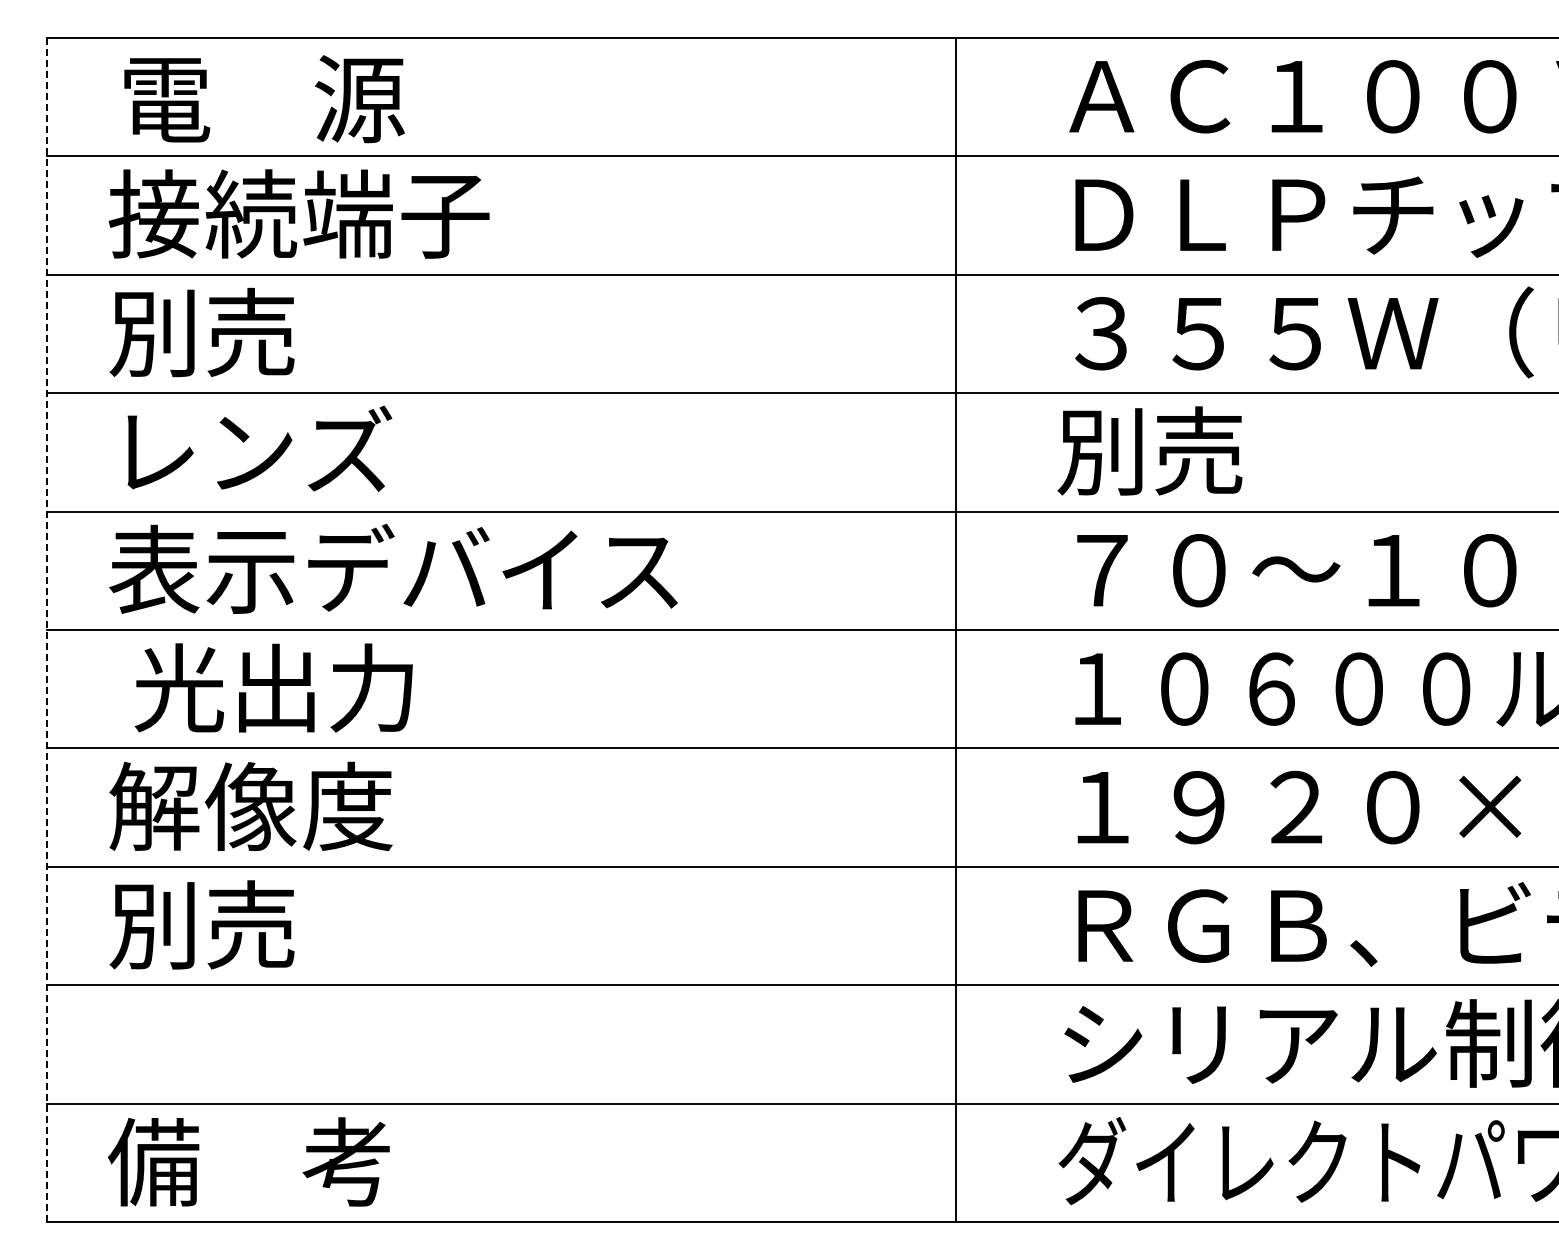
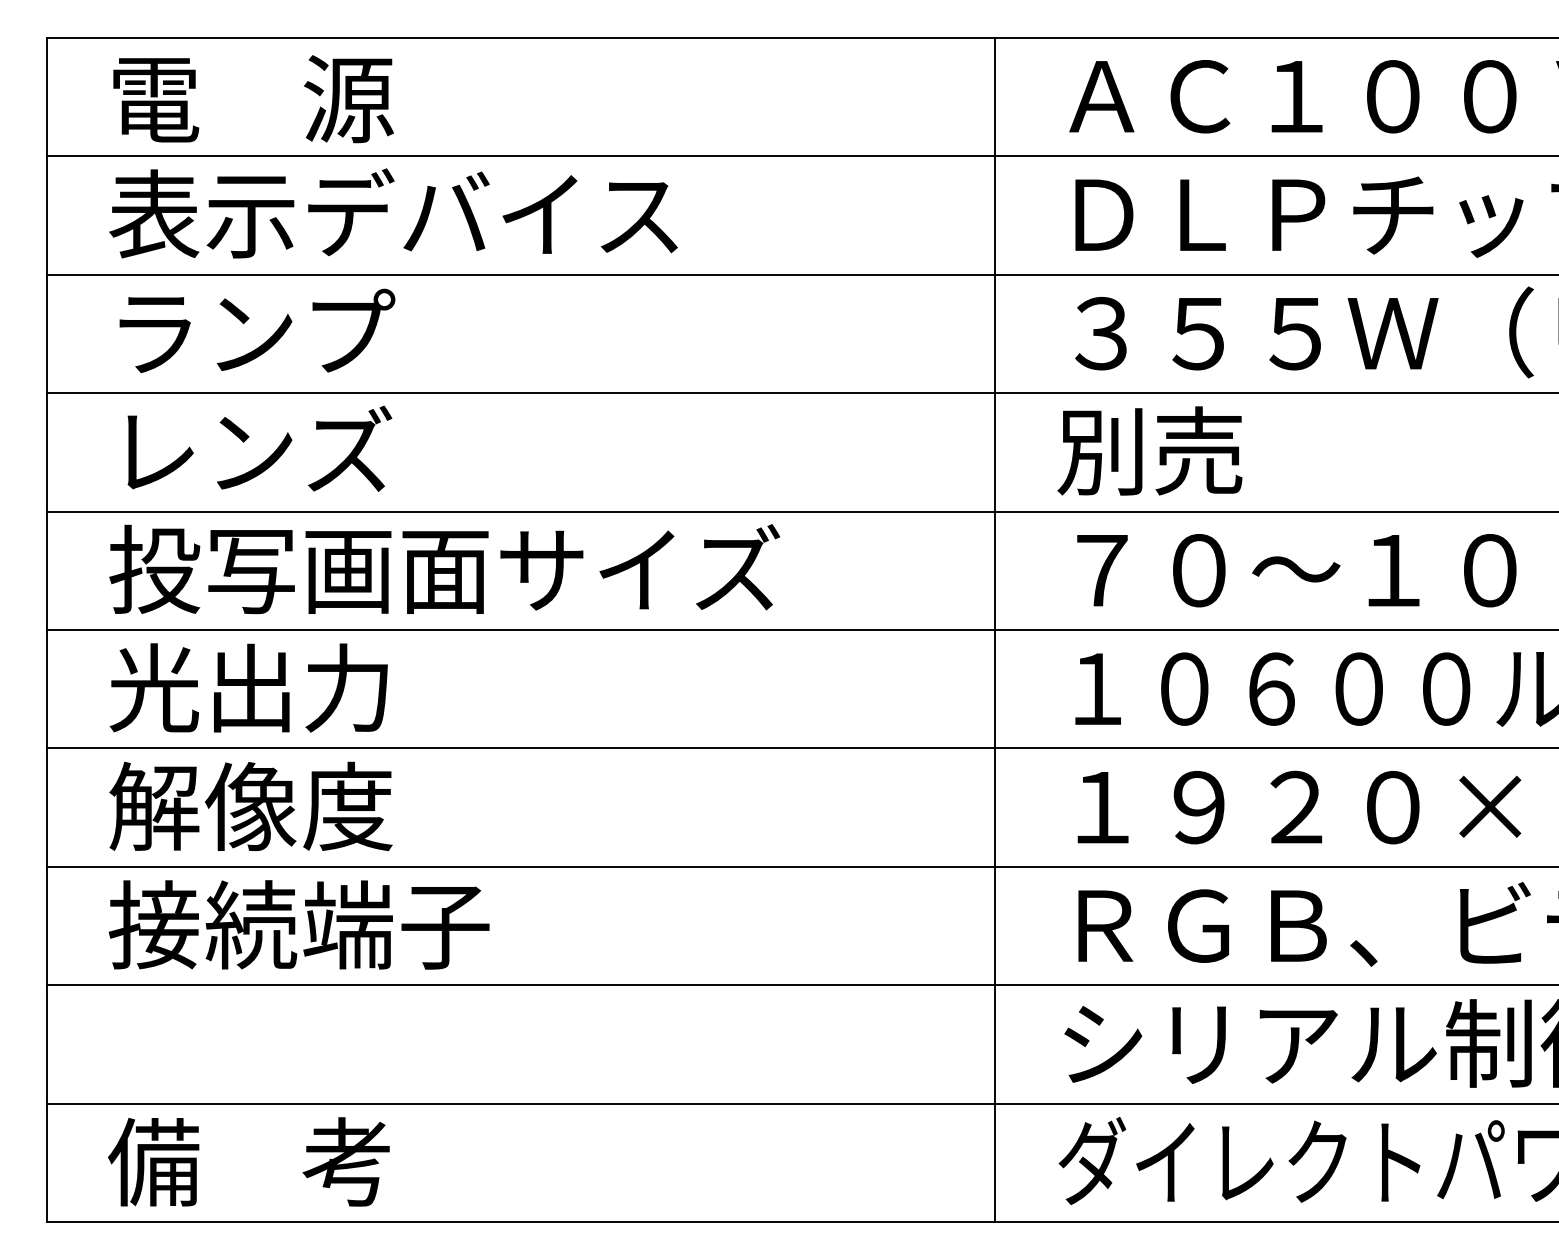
text position: (264, 99) -> (253, 99) (253, 99)
text: 接続端子 -> 表示デバイス (392, 213)
text: 別売 -> ランプ (252, 332)
text: 表示デバイス -> 投写画面サイズ (444, 568)
line position: (955, 629) -> (994, 629) (994, 629)
line: dashed -> solid (46, 630)
text position: (273, 687) -> (248, 687) (248, 687)
text: 別売 -> 接続端子 (298, 924)
